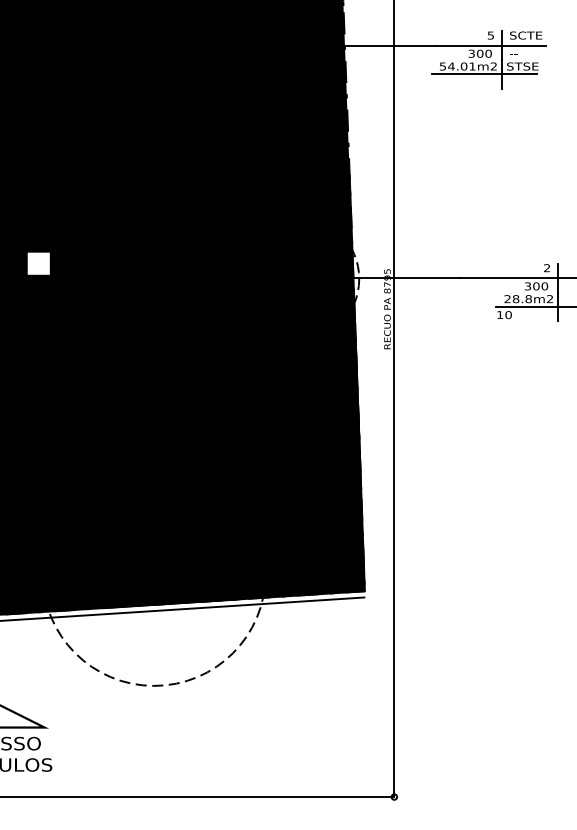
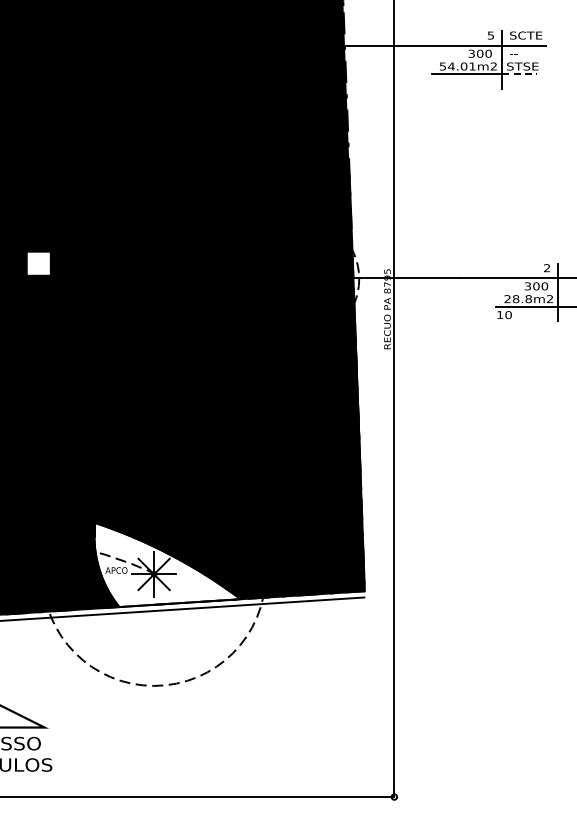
line: solid -> dashed (520, 74)
fill: present -> none (167, 564)
